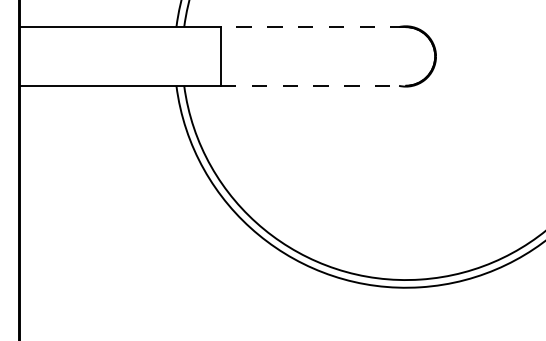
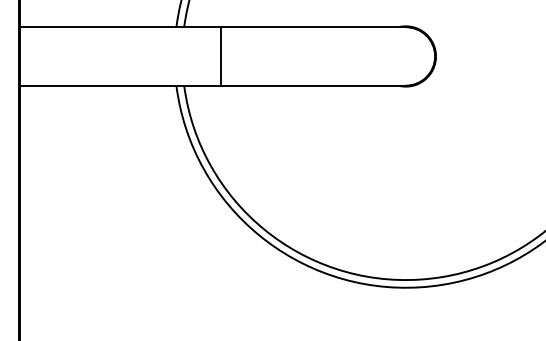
line: dashed -> solid (313, 27)
line: dashed -> solid (313, 85)
